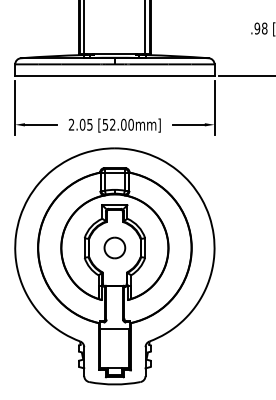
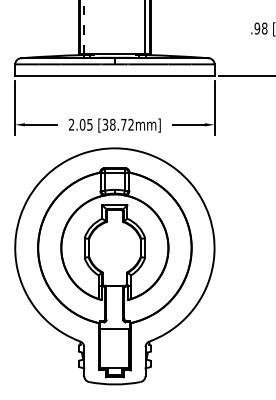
line: solid -> dashed (84, 27)
text: [52.00mm] -> [38.72mm] (118, 124)
part: present -> none (114, 247)
